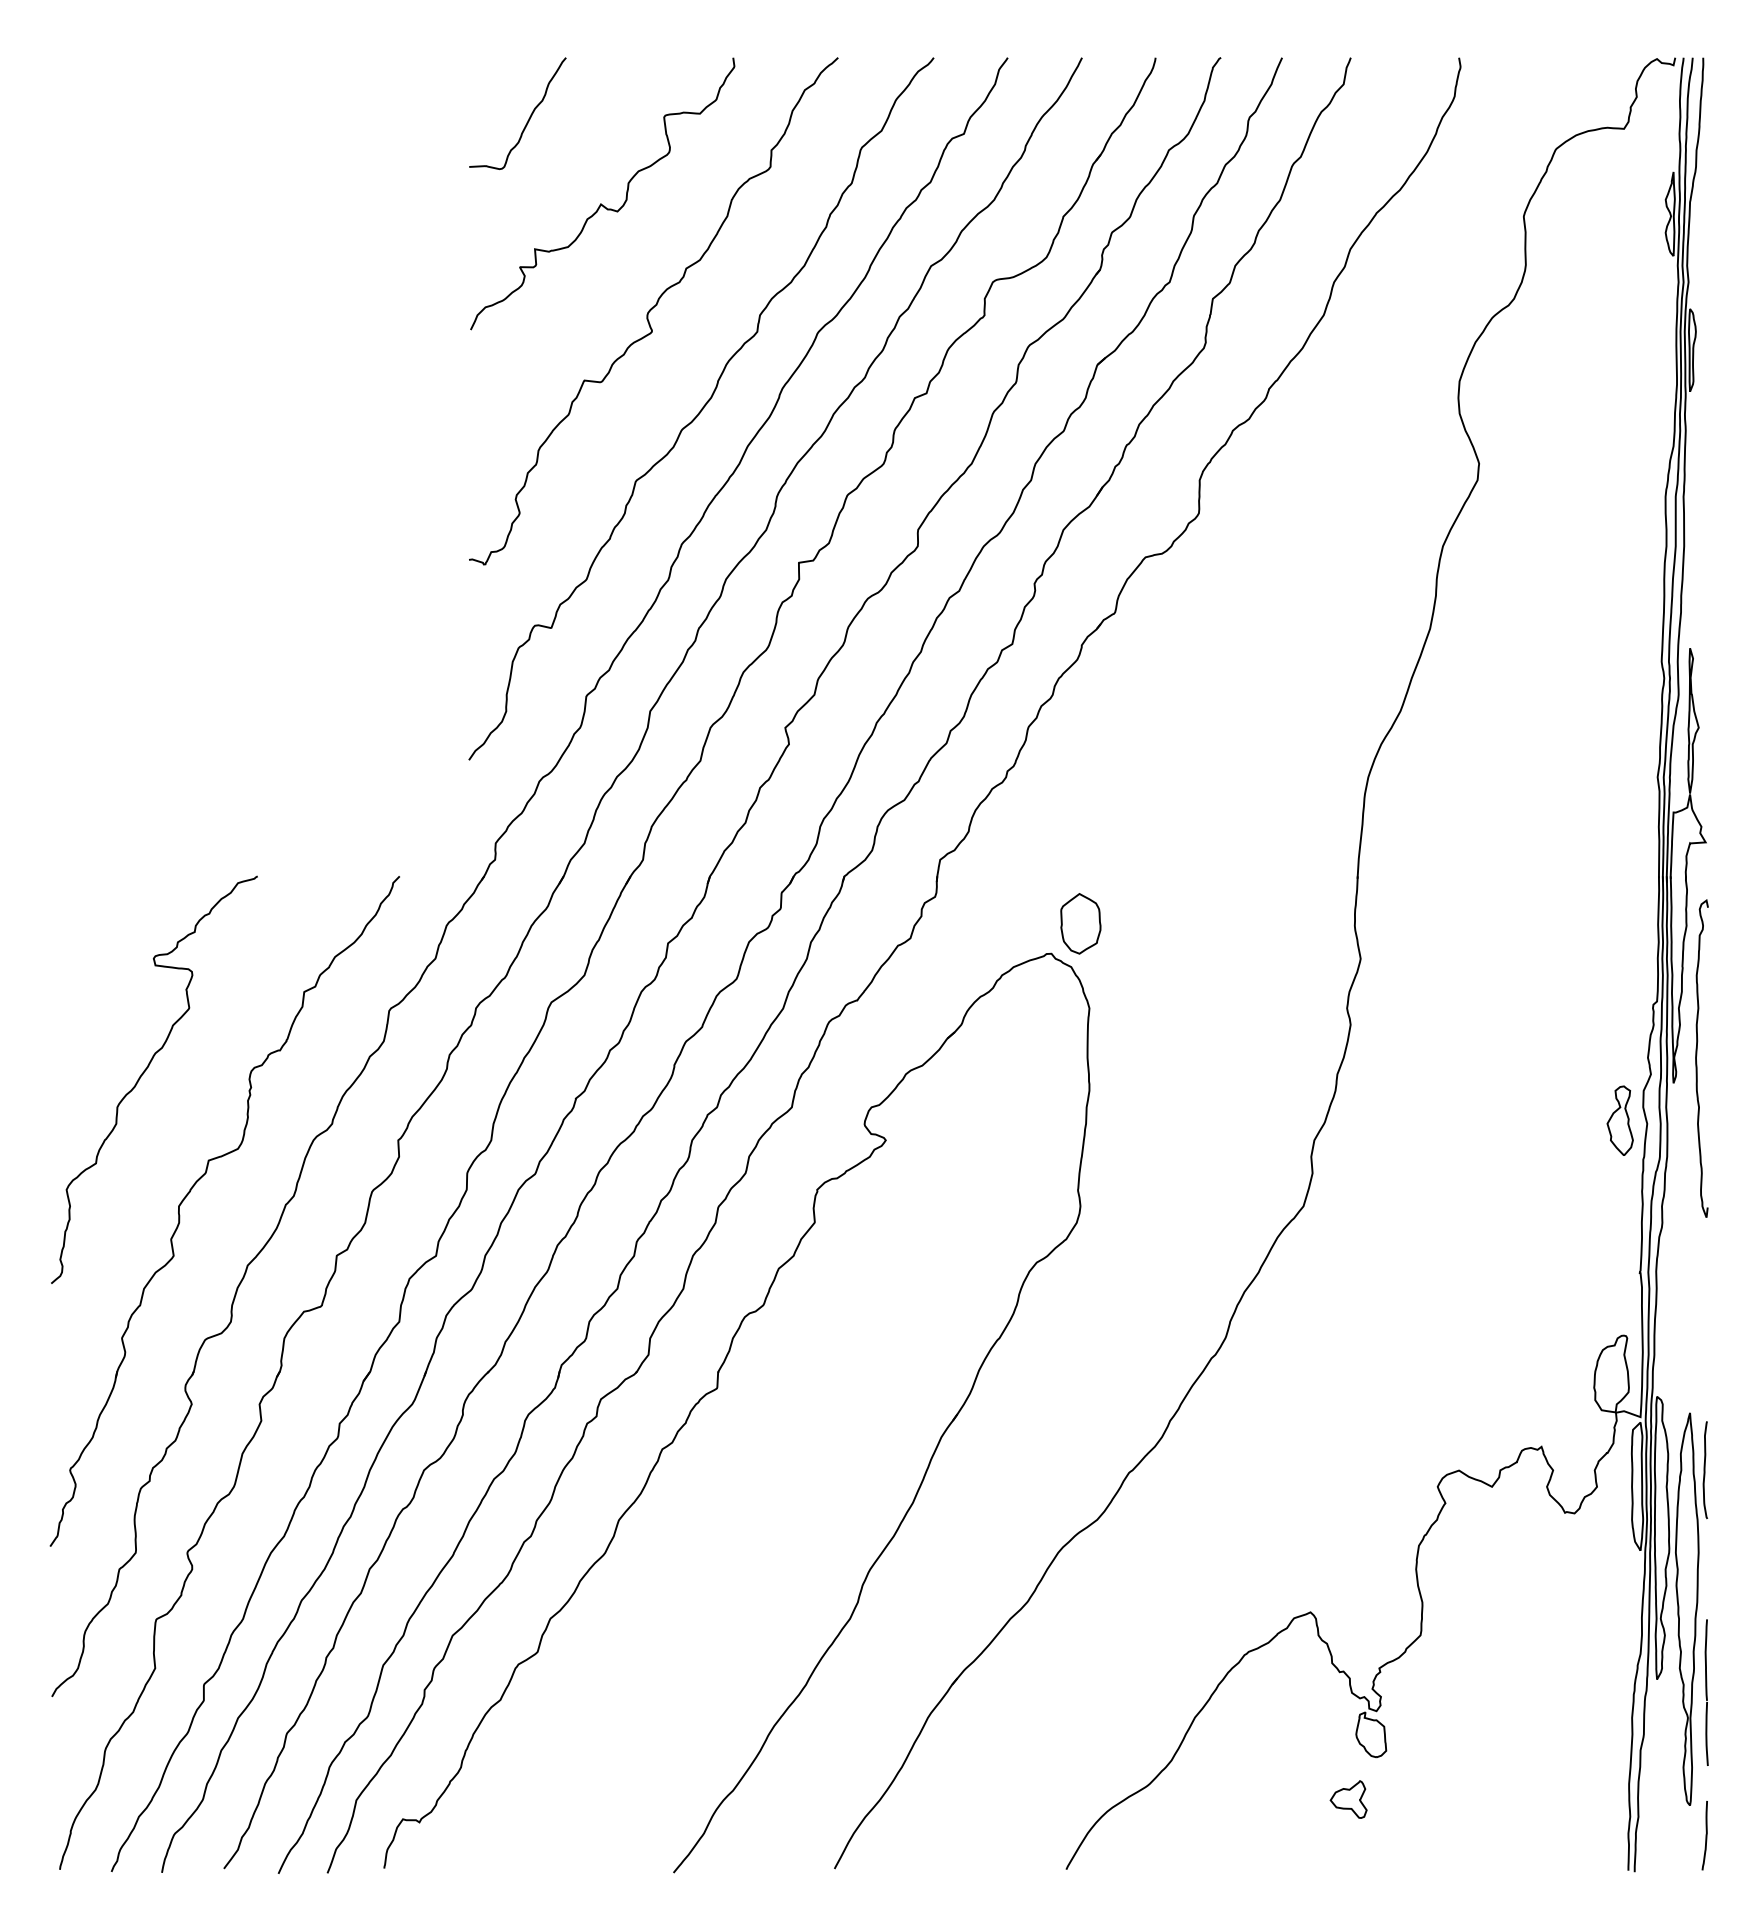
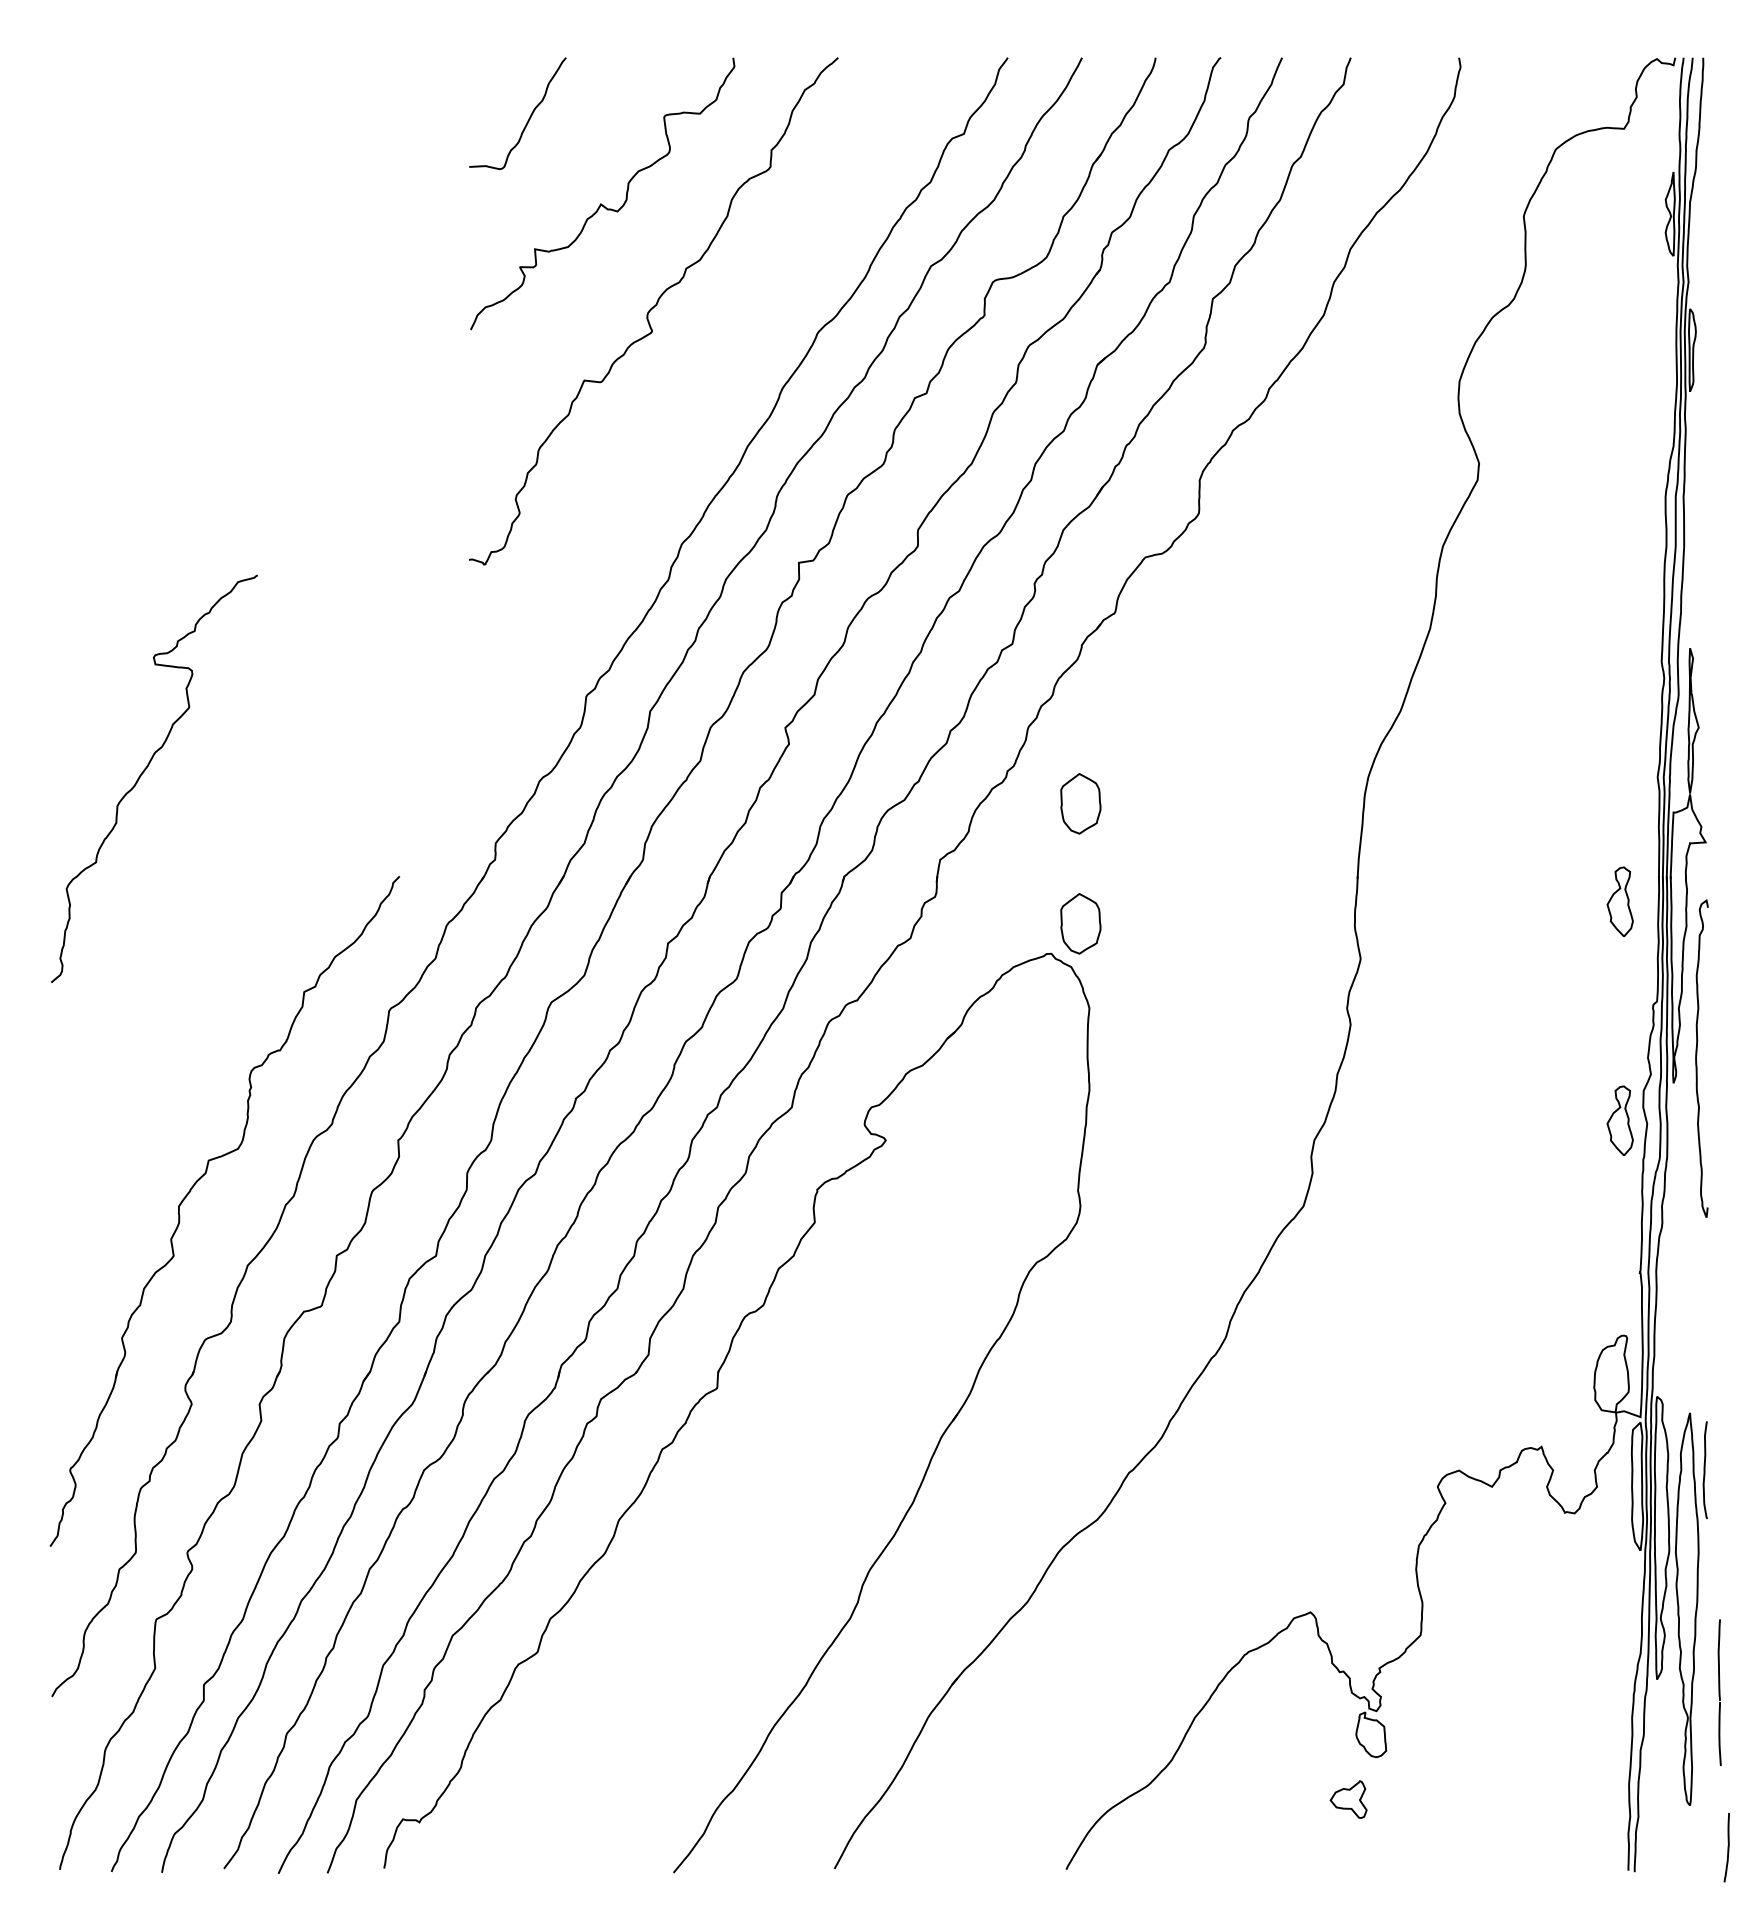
curve: present -> none (701, 408)
part: none -> present (1080, 803)
part: none -> present (1619, 901)
curve position: (144, 1073) -> (144, 772) (144, 772)
line position: (1706, 1692) -> (1719, 1692) (1719, 1692)
curve position: (1705, 1835) -> (1727, 1847) (1727, 1847)
